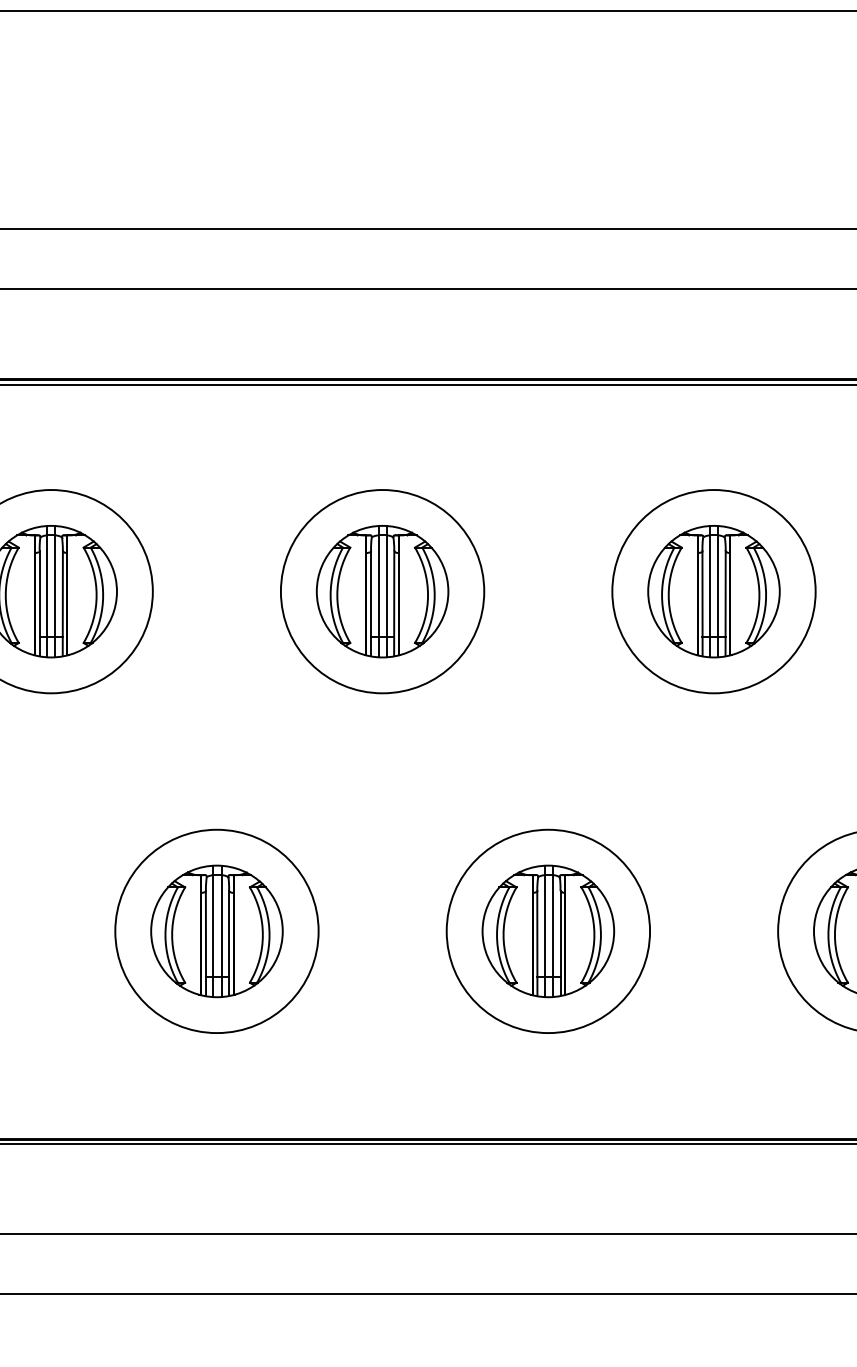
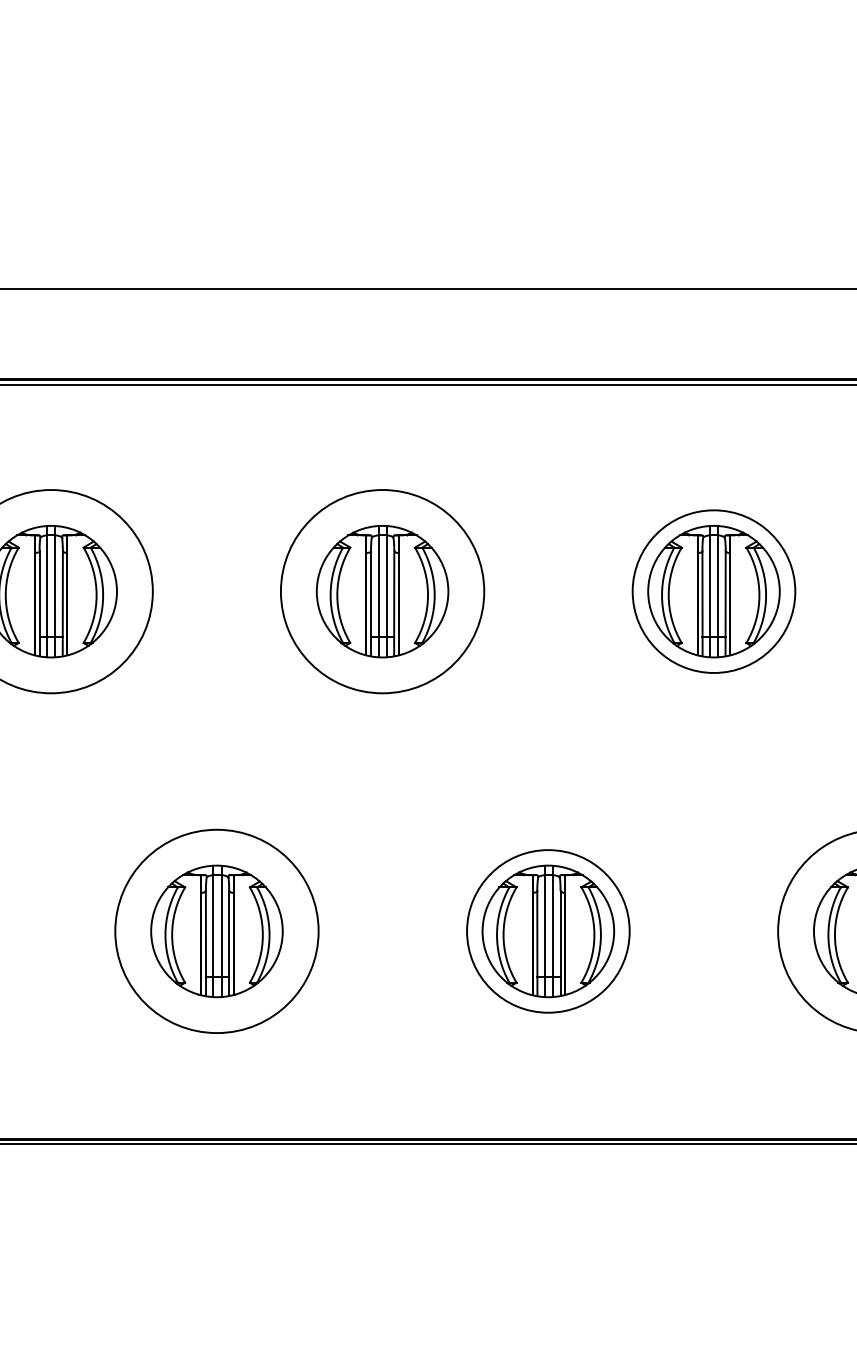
line: present -> none (427, 10)
line: present -> none (427, 229)
circle diameter: 203 px -> 163 px (713, 591)
circle diameter: 203 px -> 163 px (548, 931)
line: present -> none (427, 1234)
line: present -> none (427, 1293)
